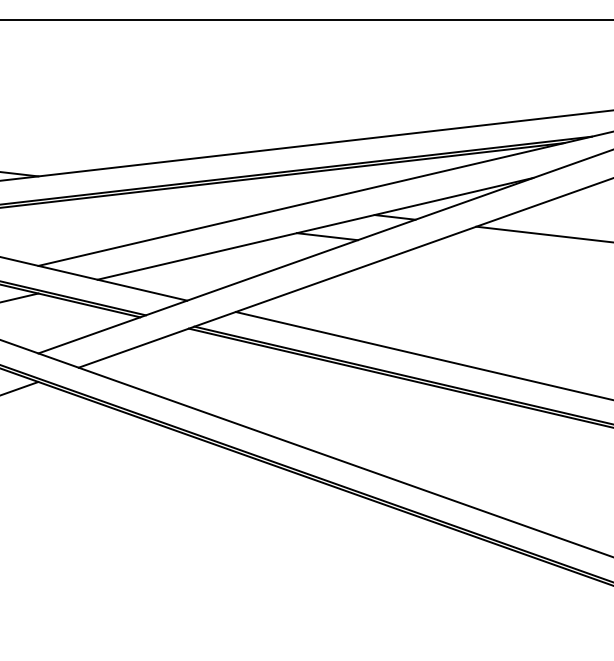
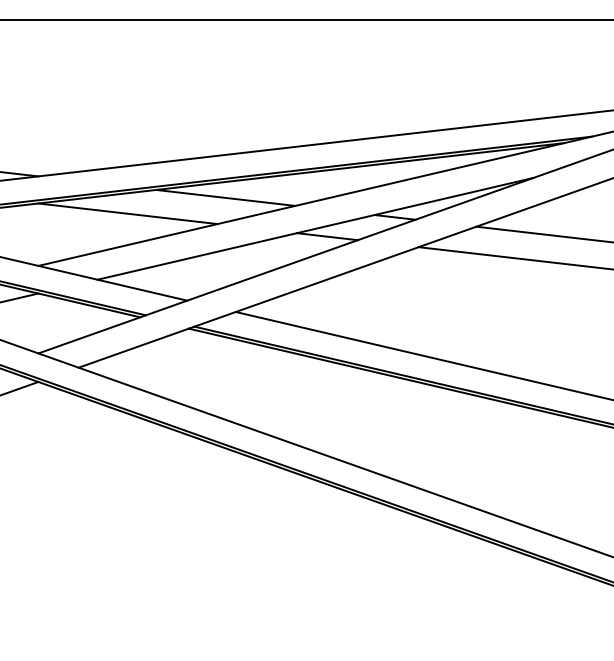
line: none -> present (225, 197)
line: none -> present (127, 213)
line: none -> present (514, 258)
